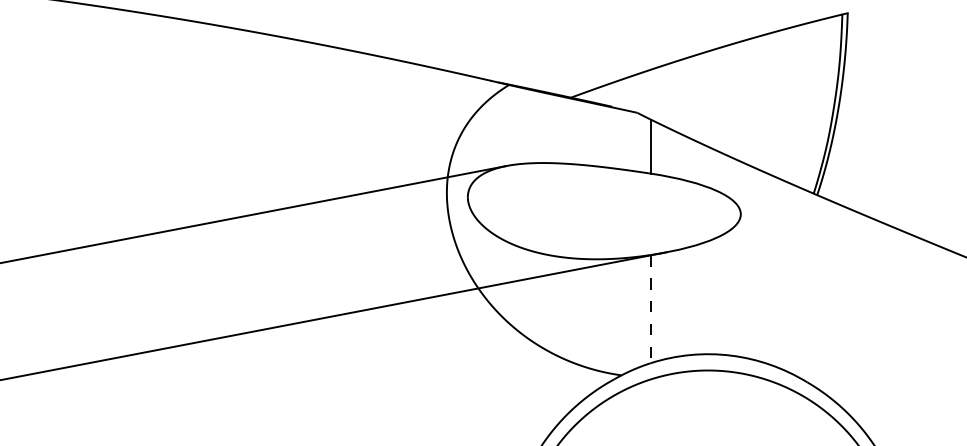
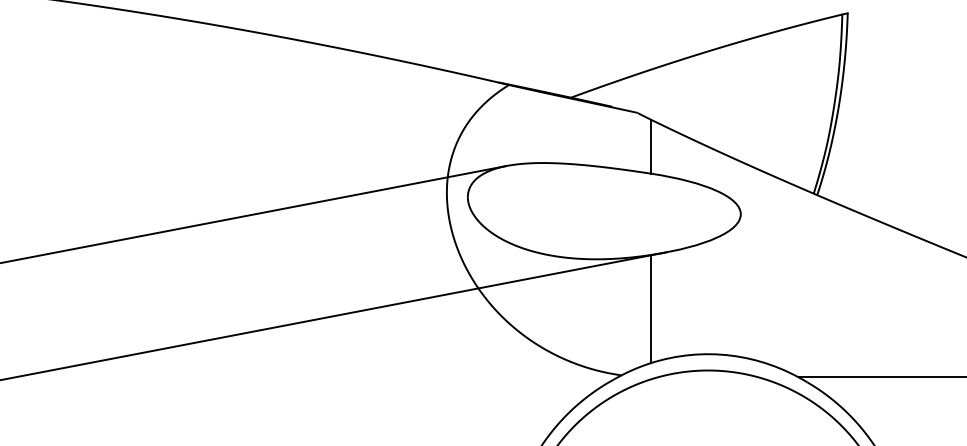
line: dashed -> solid (650, 309)
line: none -> present (880, 377)
